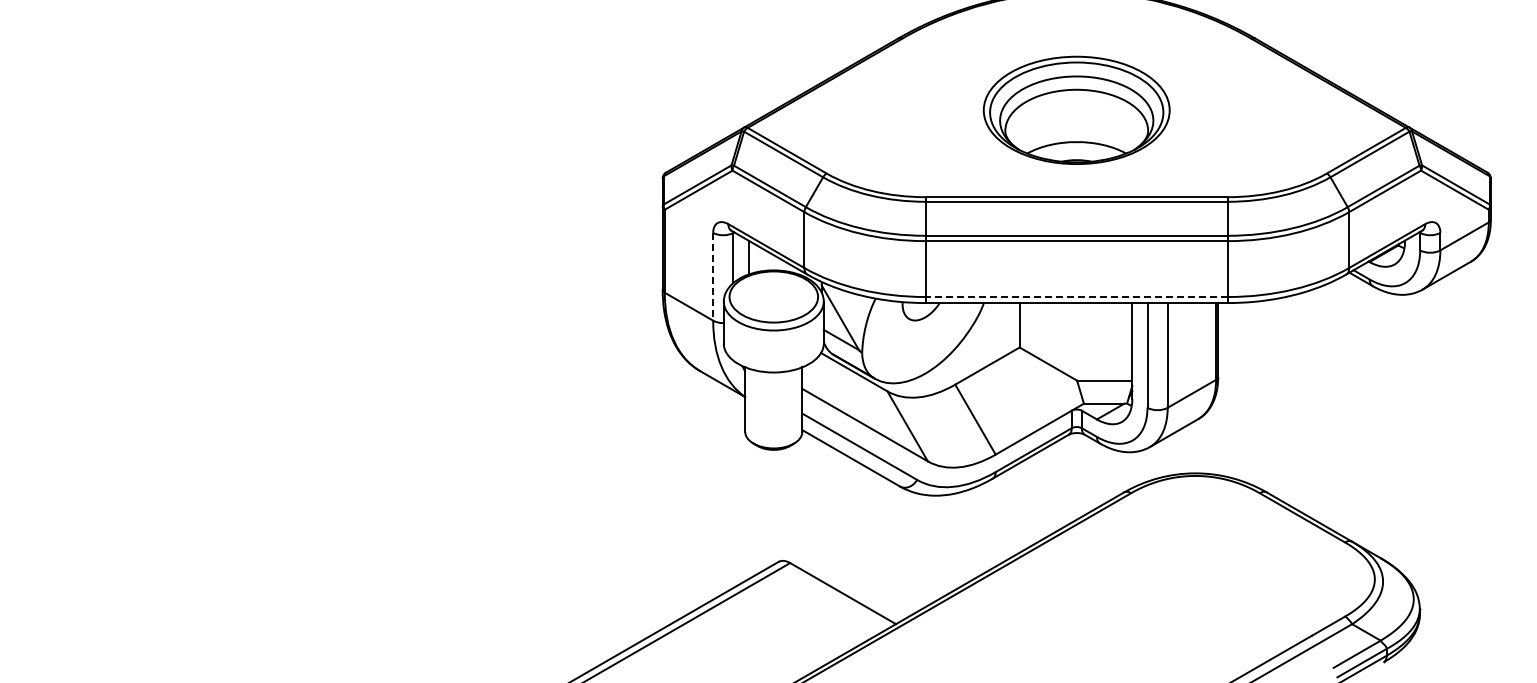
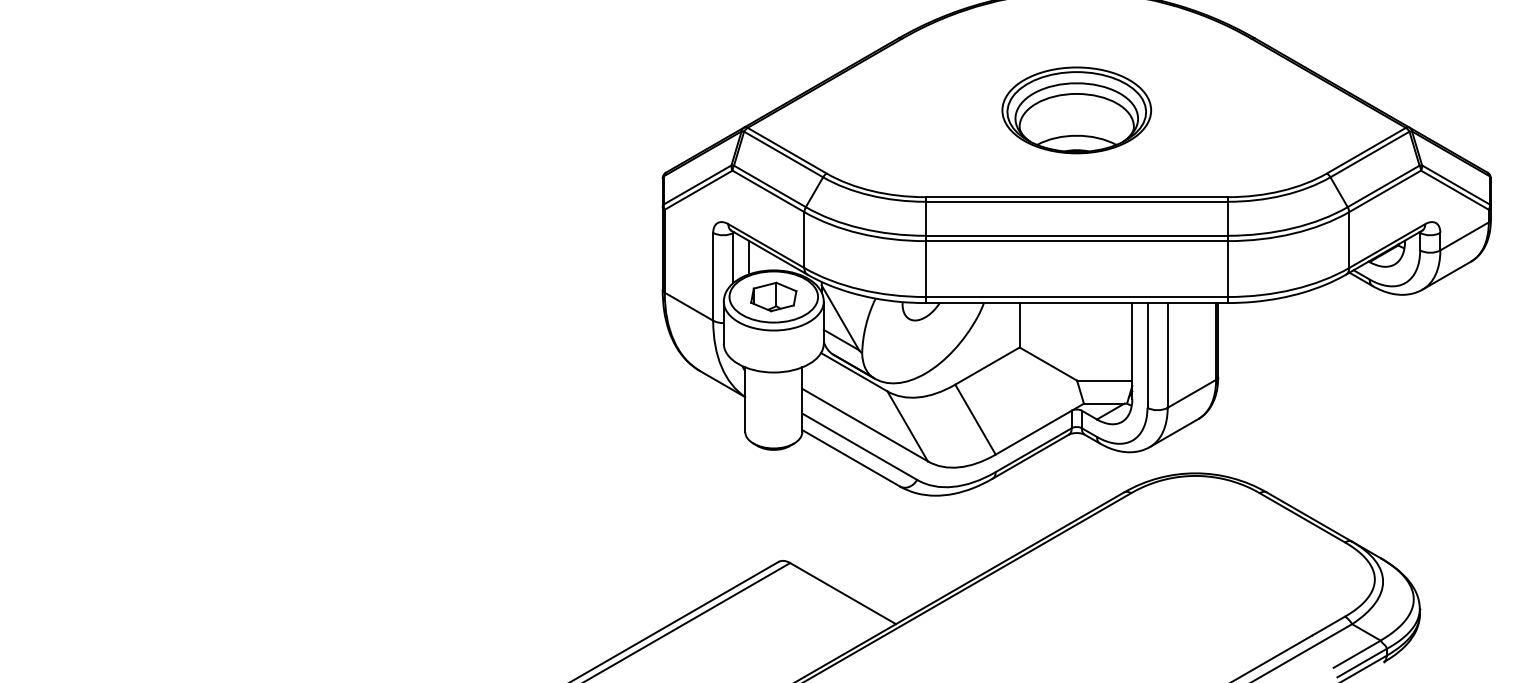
part size: 189x110 px -> 152x89 px (1076, 110)
line: dashed -> solid (713, 276)
part: none -> present (773, 296)
line: dashed -> solid (1076, 297)
